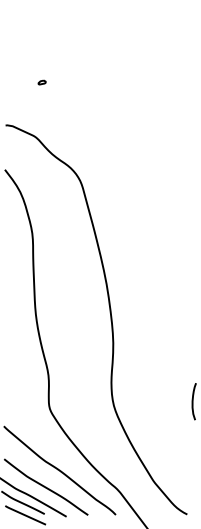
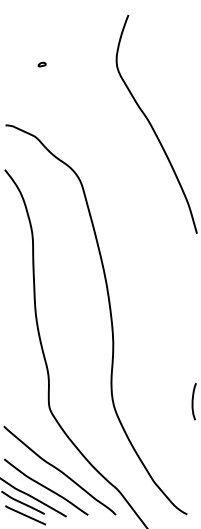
part position: (41, 82) -> (41, 64) (41, 64)
curve: none -> present (152, 125)
